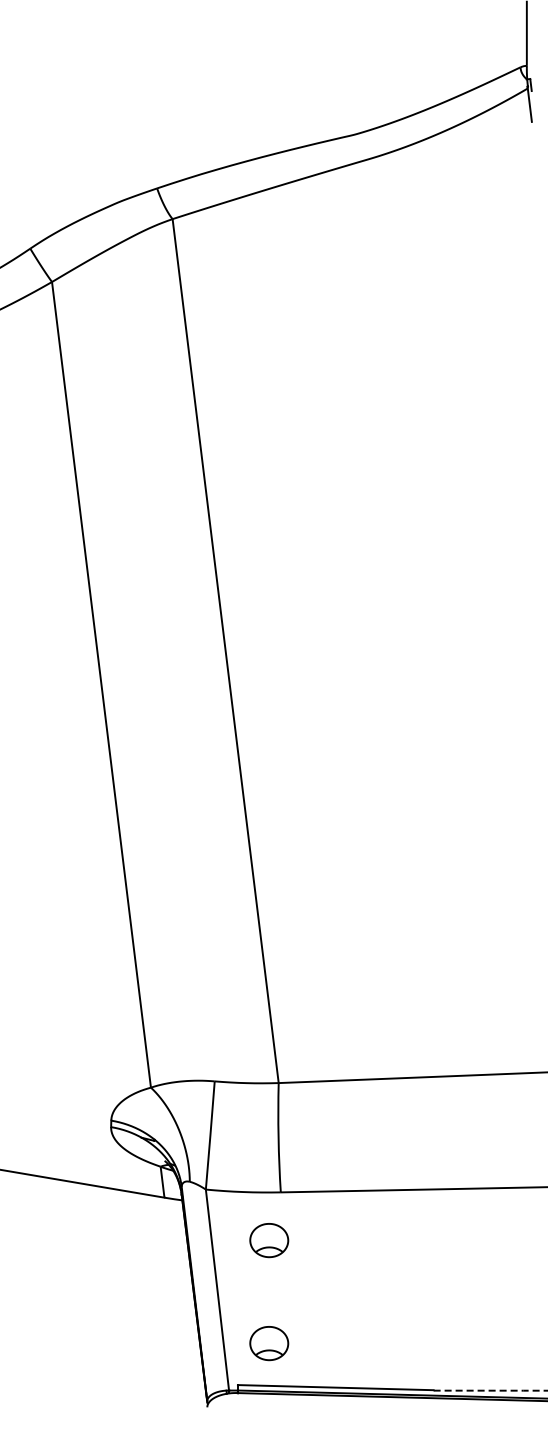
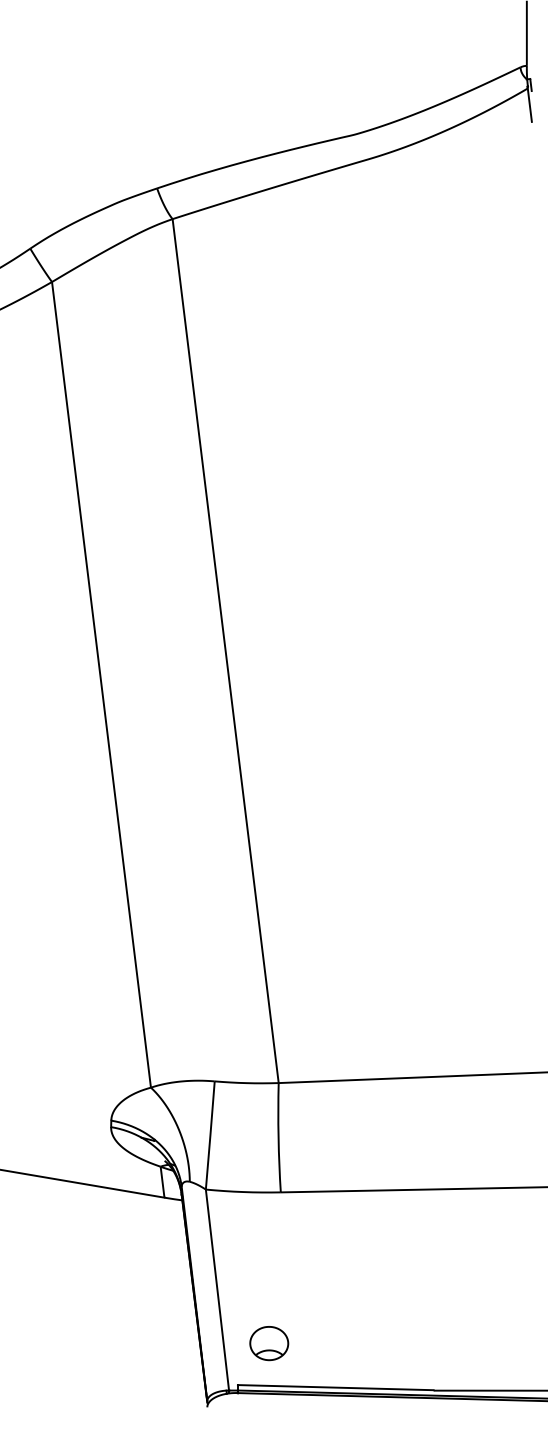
part: present -> none (269, 1240)
line: dashed -> solid (491, 1390)
